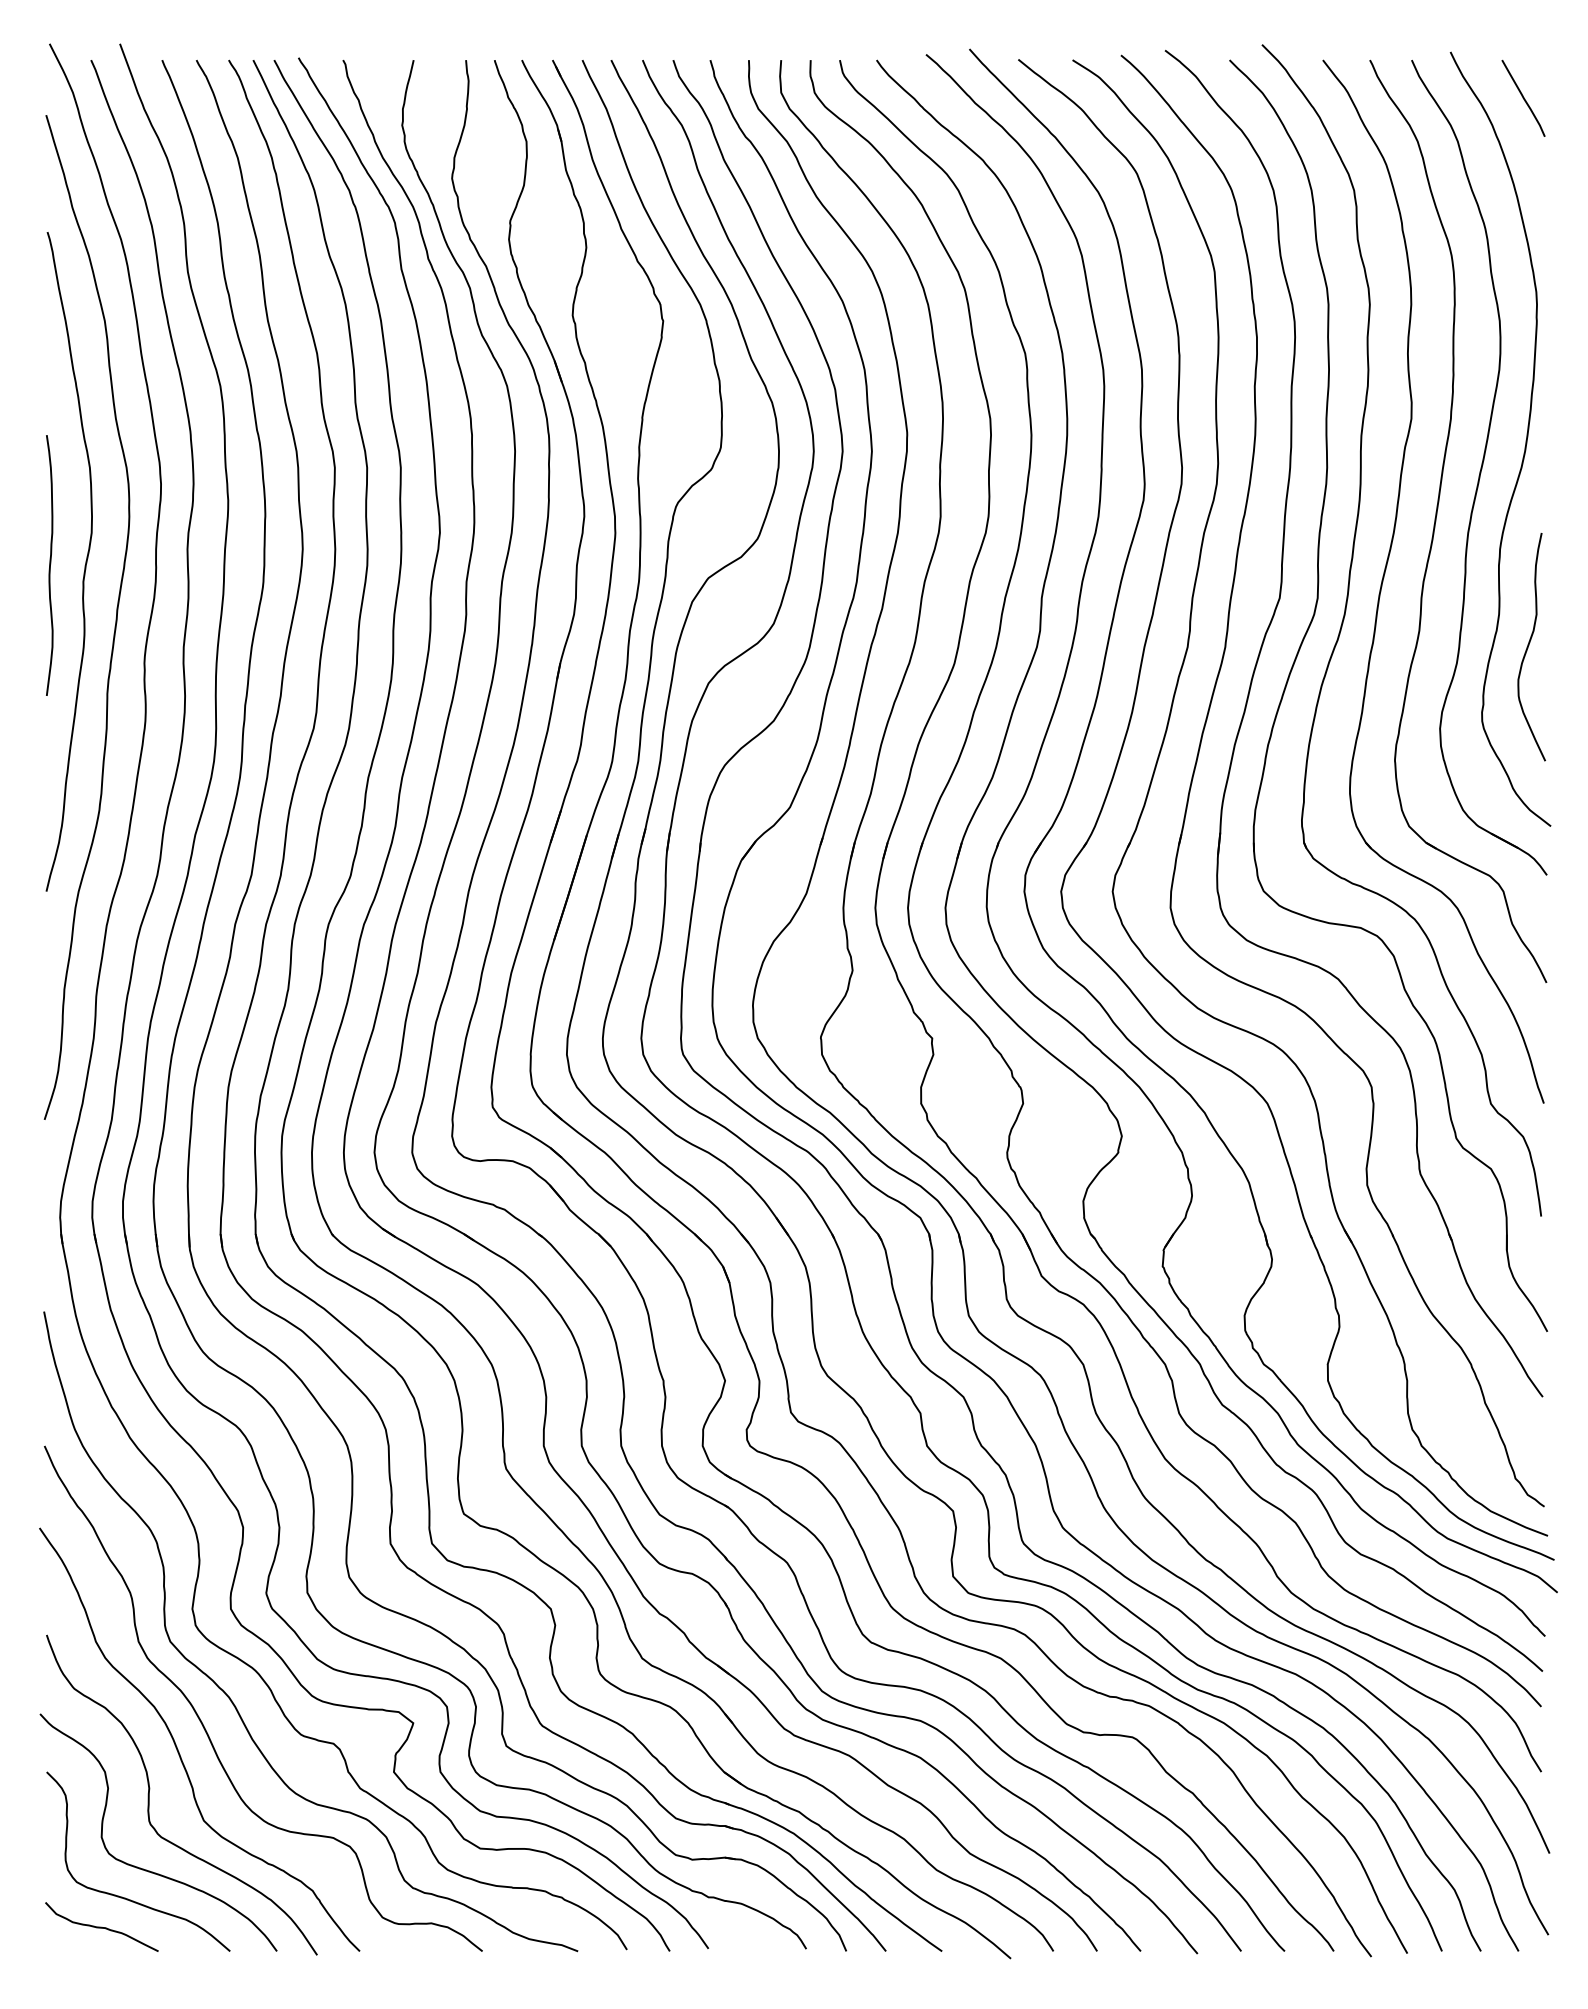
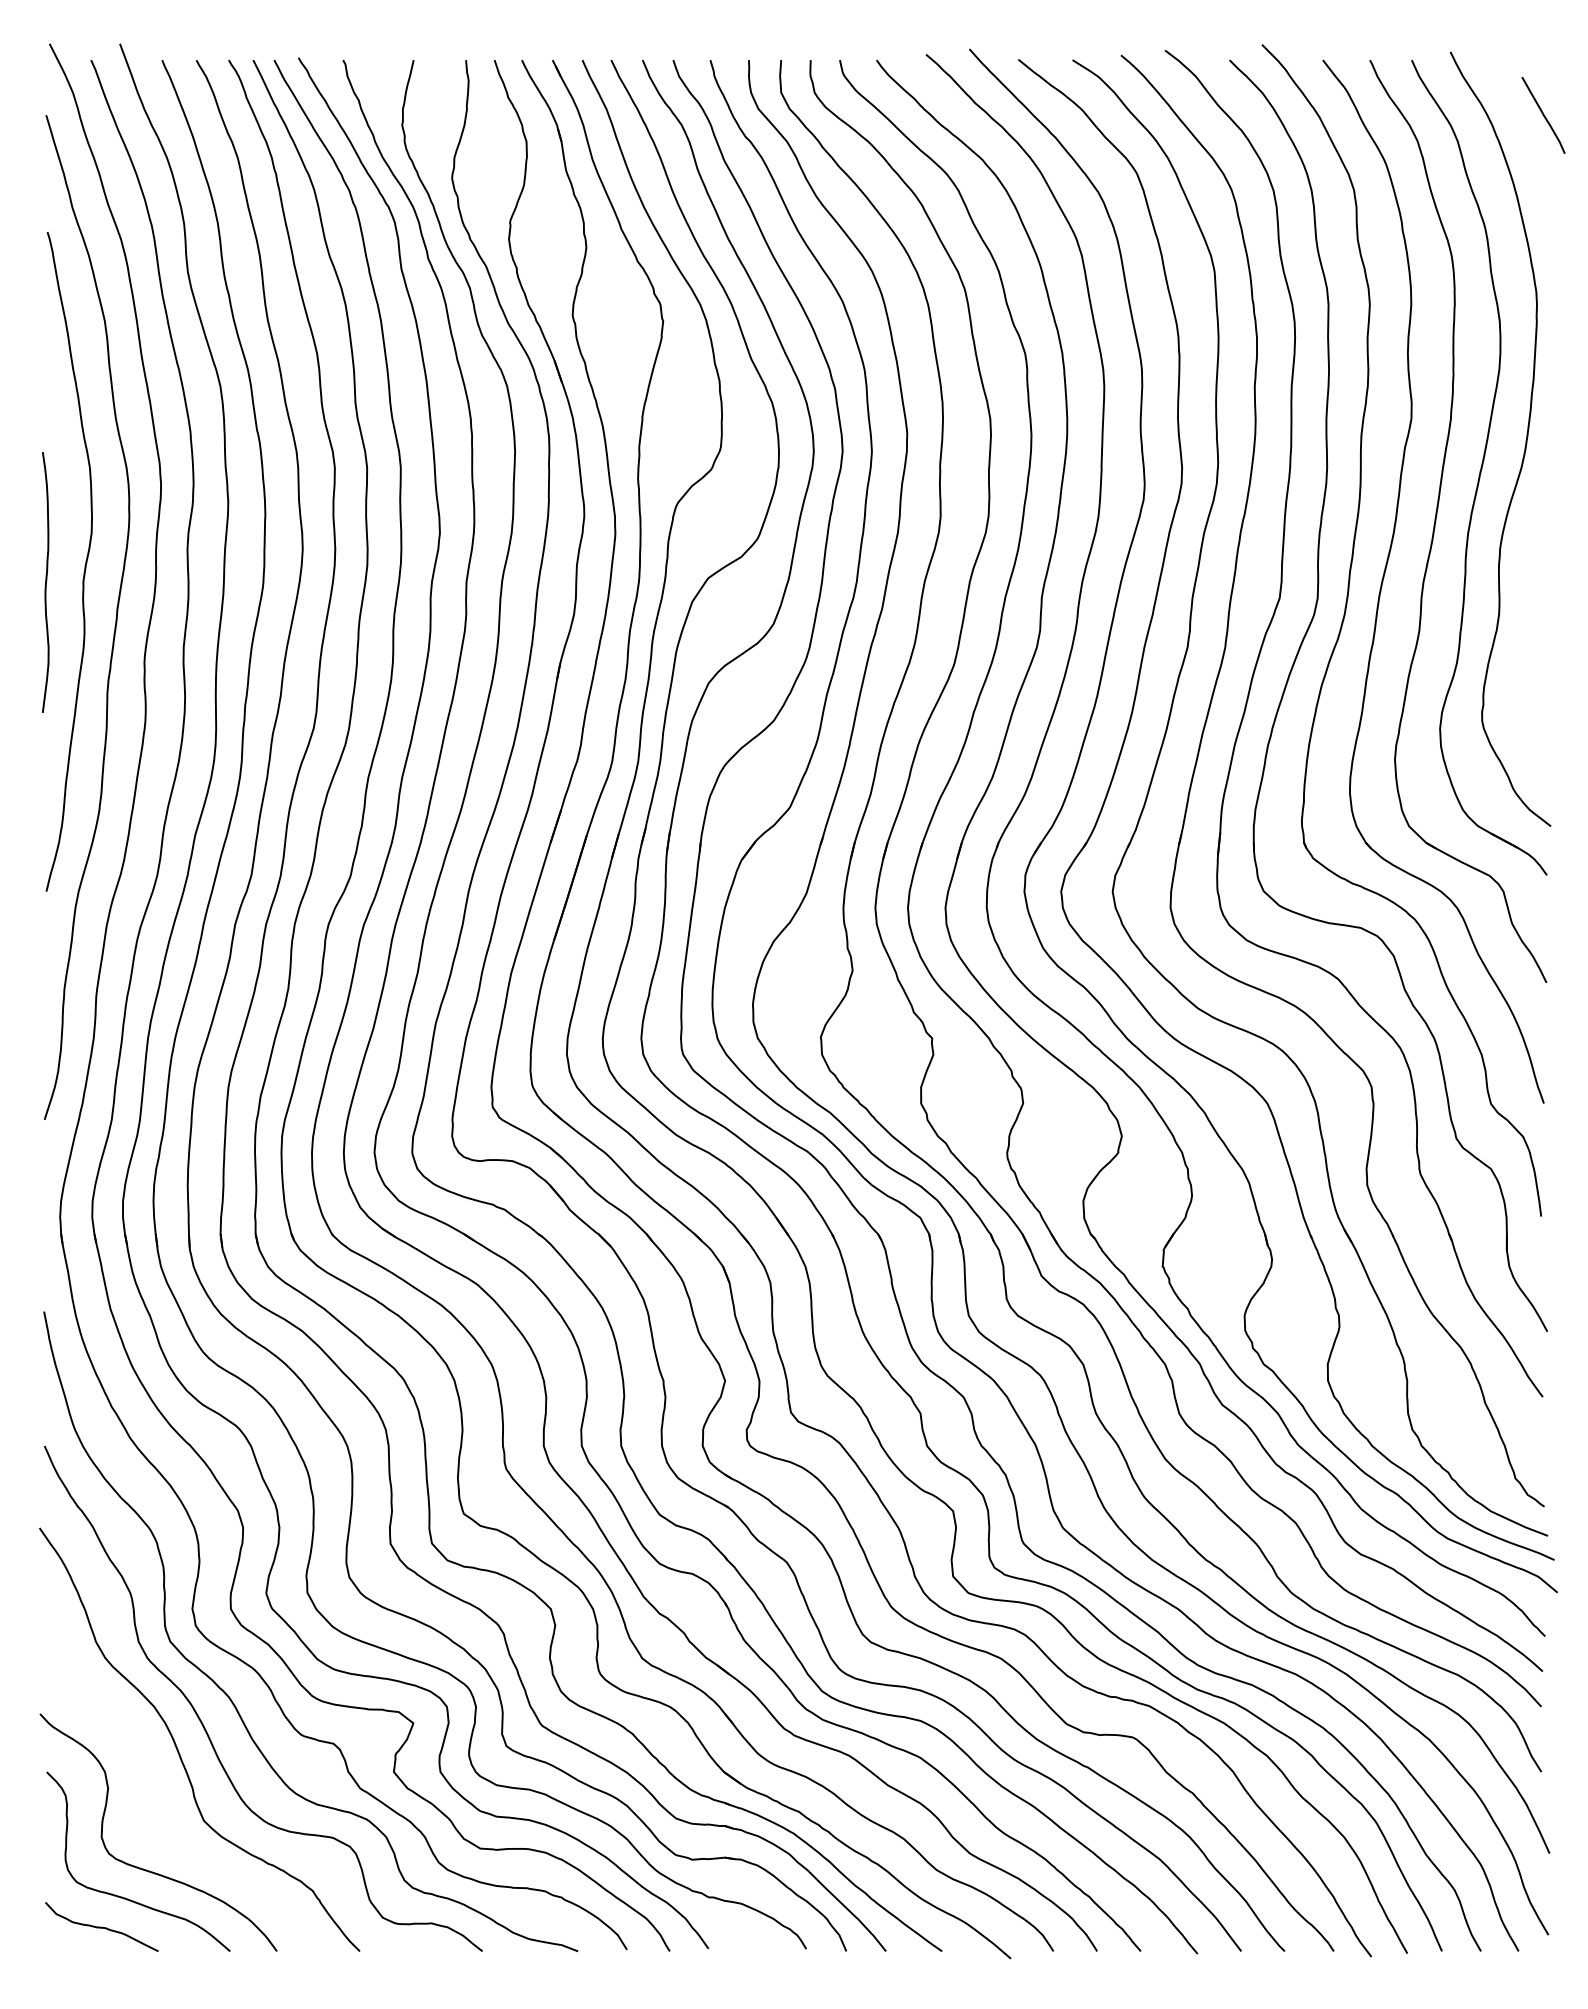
curve position: (1523, 97) -> (1543, 114) (1543, 114)
curve position: (49, 565) -> (45, 582) (45, 582)
curve: present -> none (1529, 645)
curve: present -> none (150, 1789)
